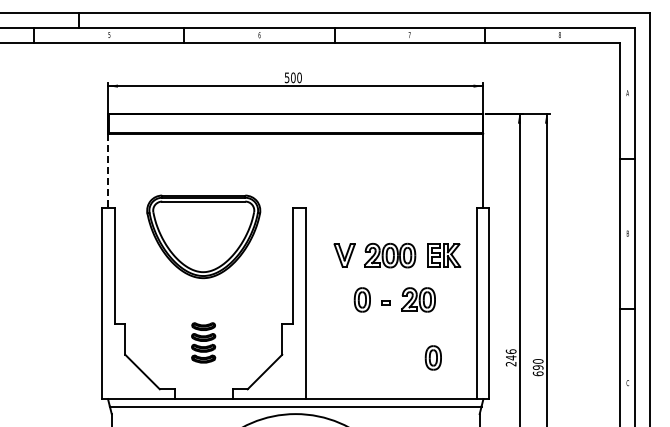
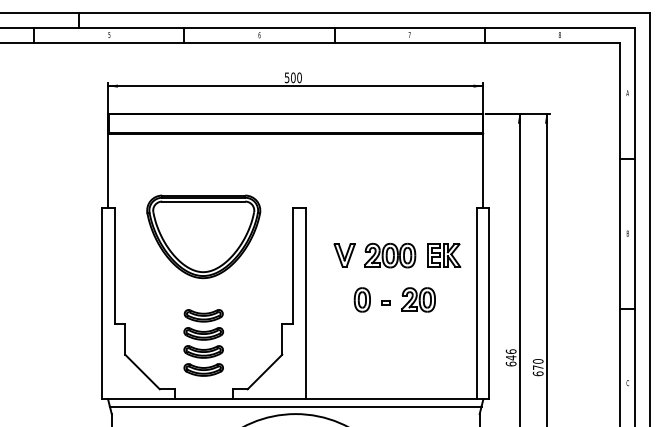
line: dashed -> solid (108, 170)
part size: 26x42 px -> 41x68 px (203, 342)
part: present -> none (432, 357)
text: 246 -> 646 (510, 363)
text: 690 -> 670 (537, 367)
